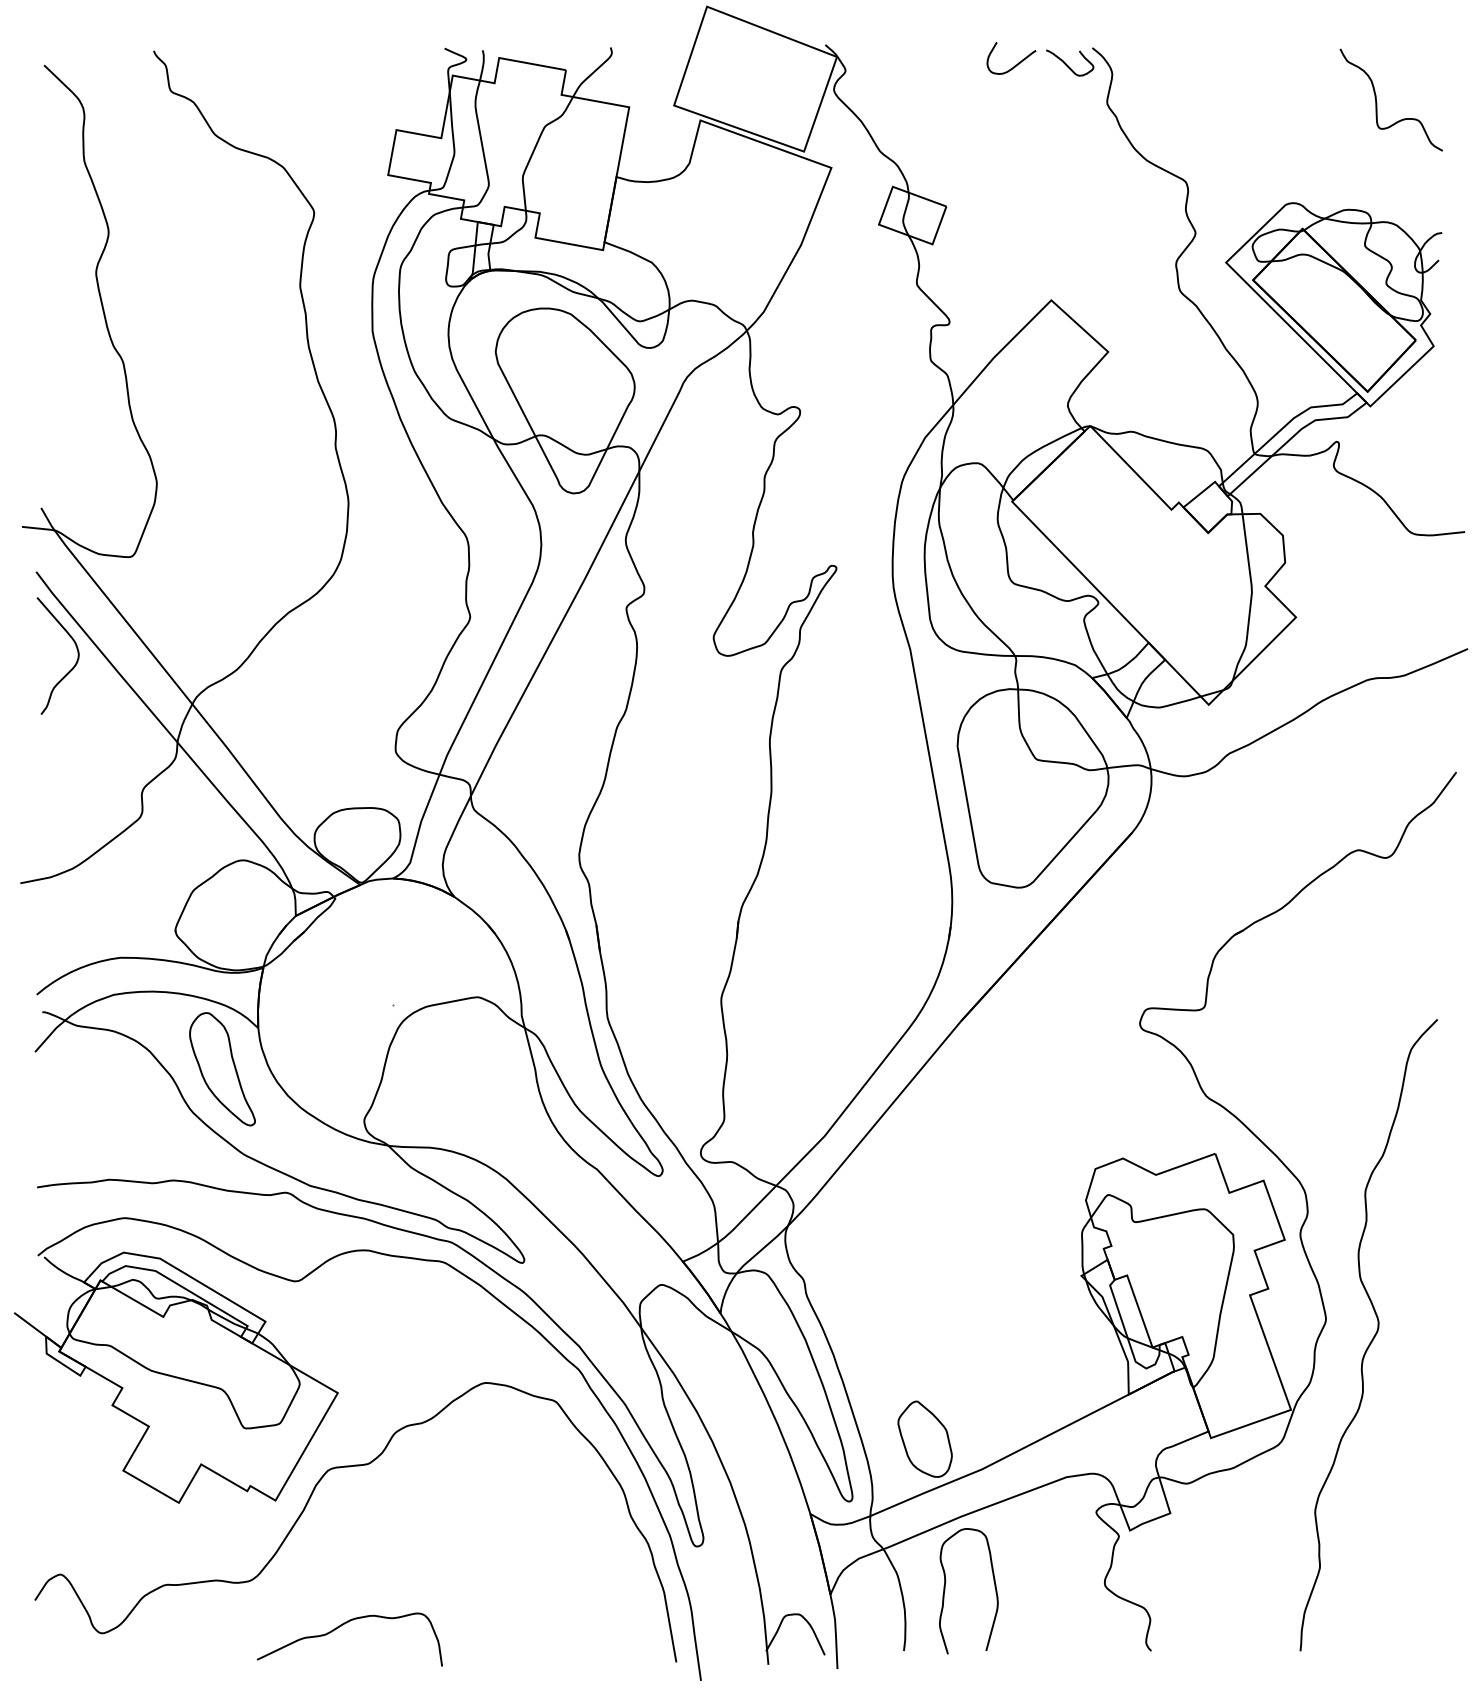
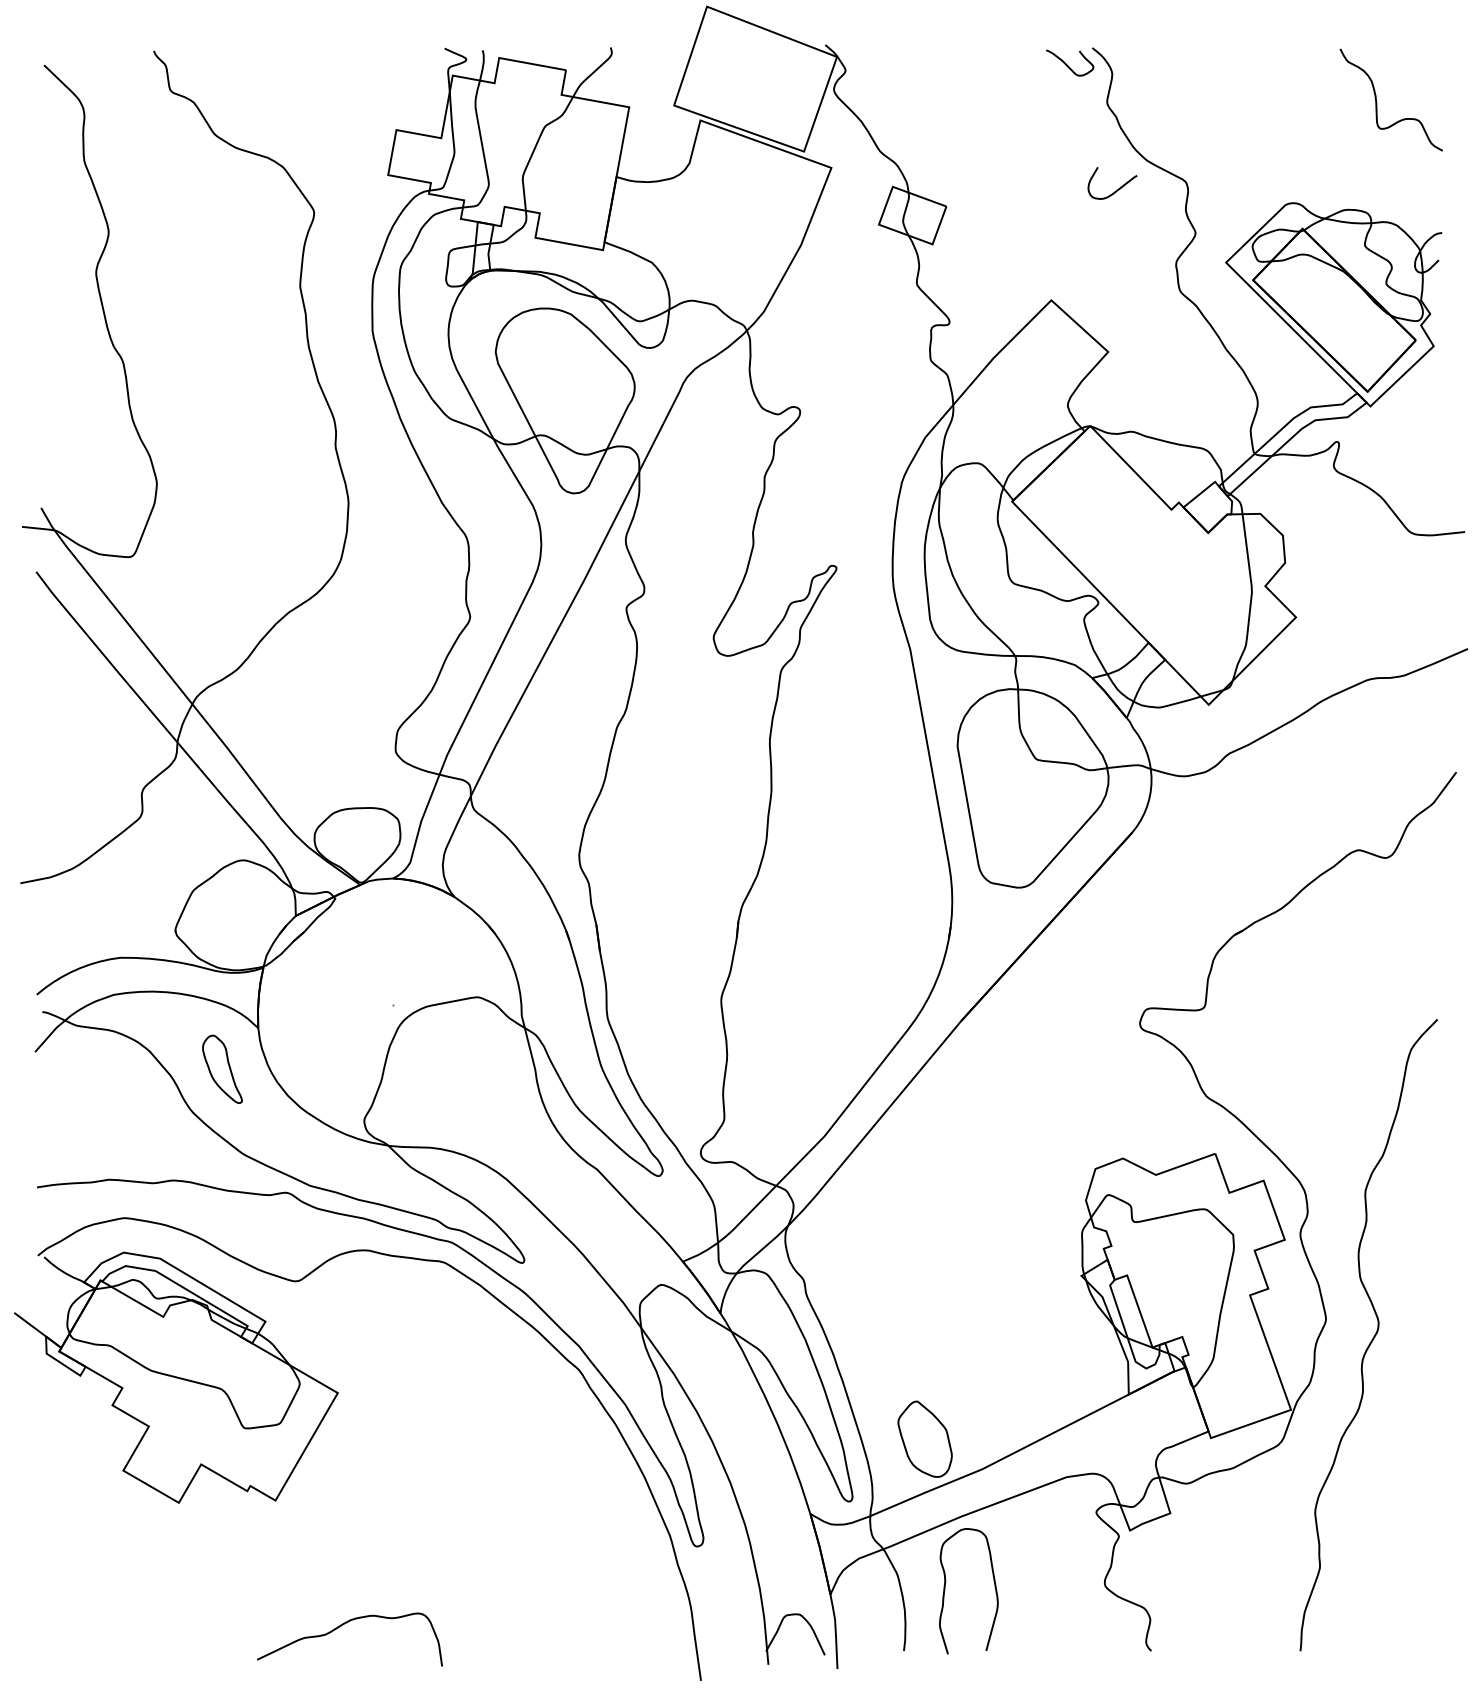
curve position: (1014, 65) -> (1115, 190) (1115, 190)
curve: present -> none (71, 668)
part size: 67x115 px -> 41x70 px (222, 1068)
curve: present -> none (310, 1499)
